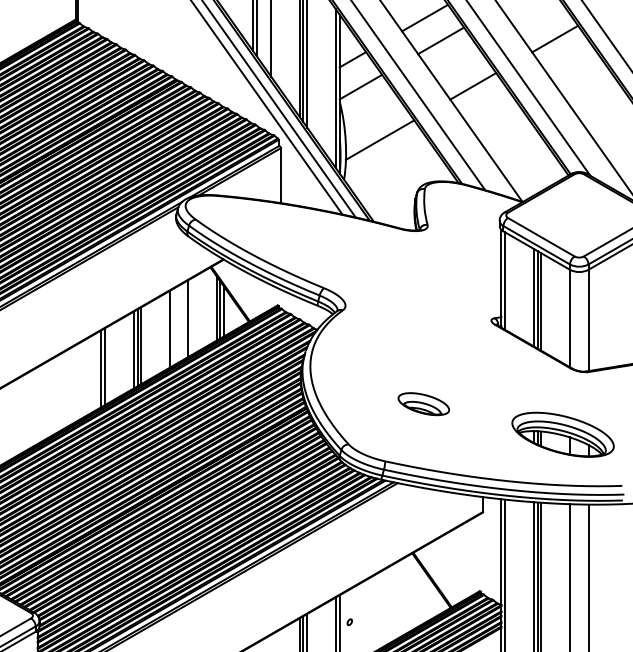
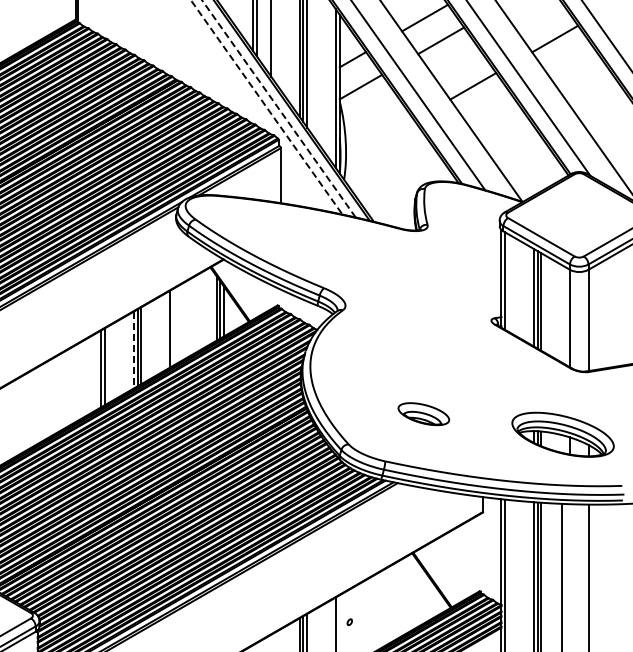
line: solid -> dashed (266, 107)
line: solid -> dashed (279, 109)
line: present -> none (380, 139)
line: present -> none (188, 318)
line: solid -> dashed (133, 350)
part position: (423, 404) -> (423, 414) (423, 414)
line position: (570, 576) -> (562, 576) (562, 576)
line: present -> none (339, 621)
